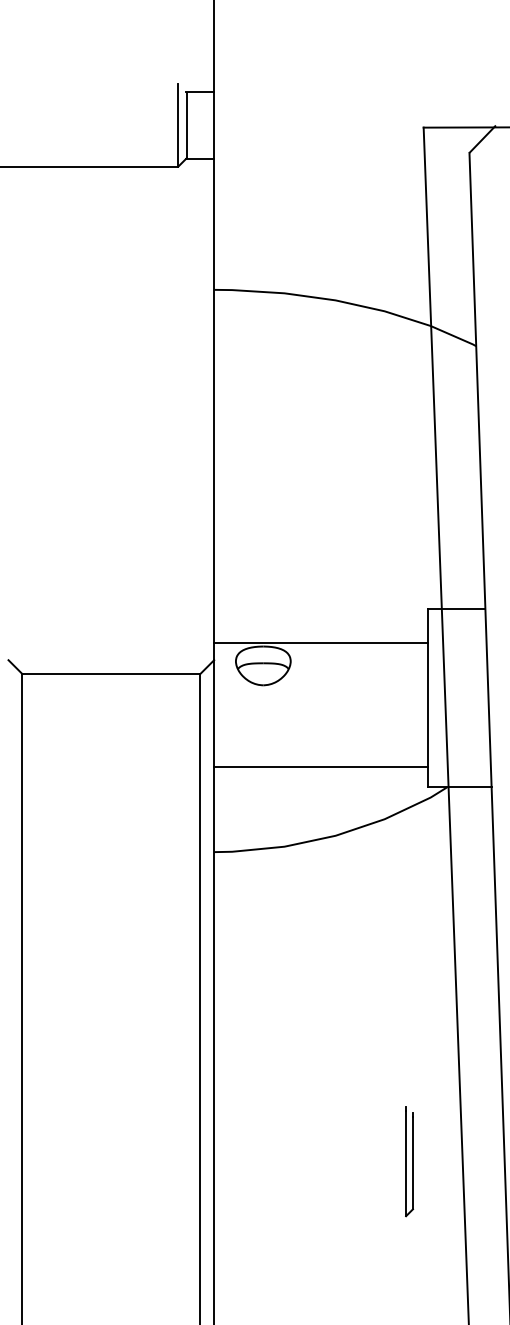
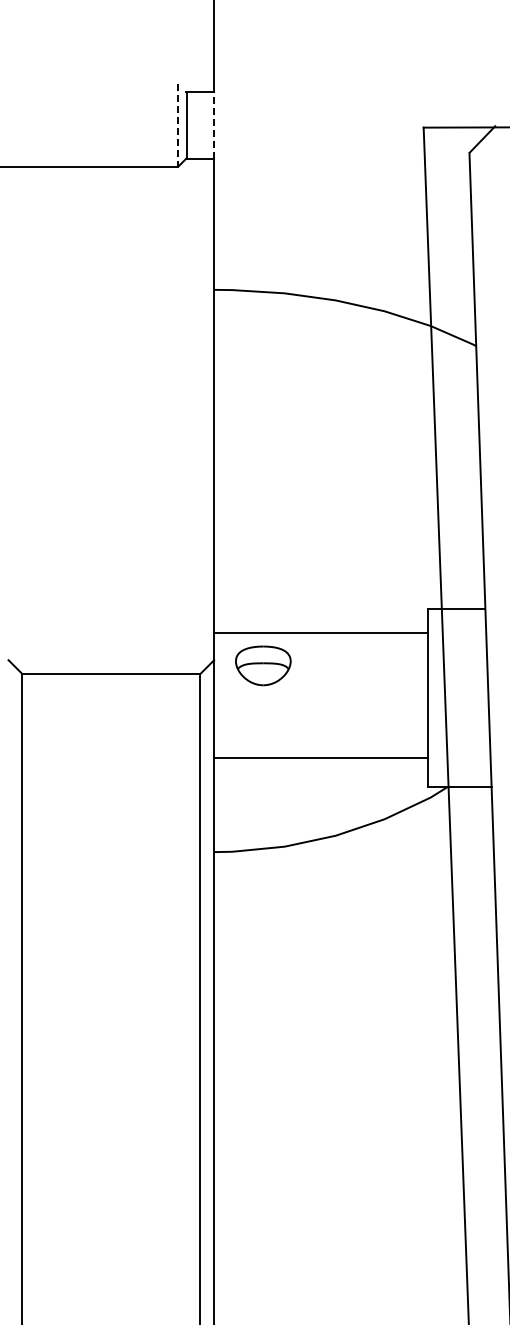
line: solid -> dashed (214, 125)
line: solid -> dashed (178, 126)
line position: (320, 643) -> (320, 633) (320, 633)
line position: (320, 766) -> (320, 757) (320, 757)
part: present -> none (409, 1161)
